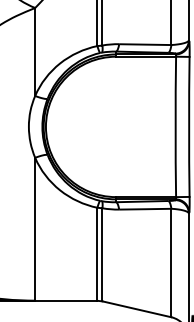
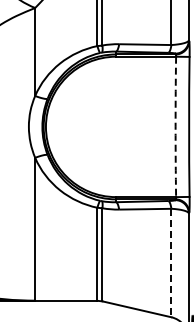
arc: solid -> dashed (175, 126)
line: solid -> dashed (171, 263)
